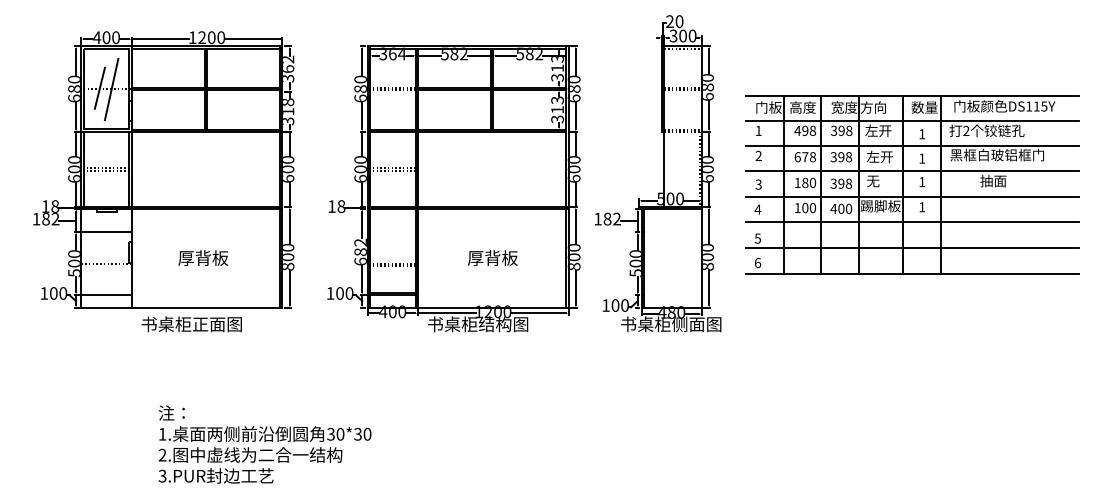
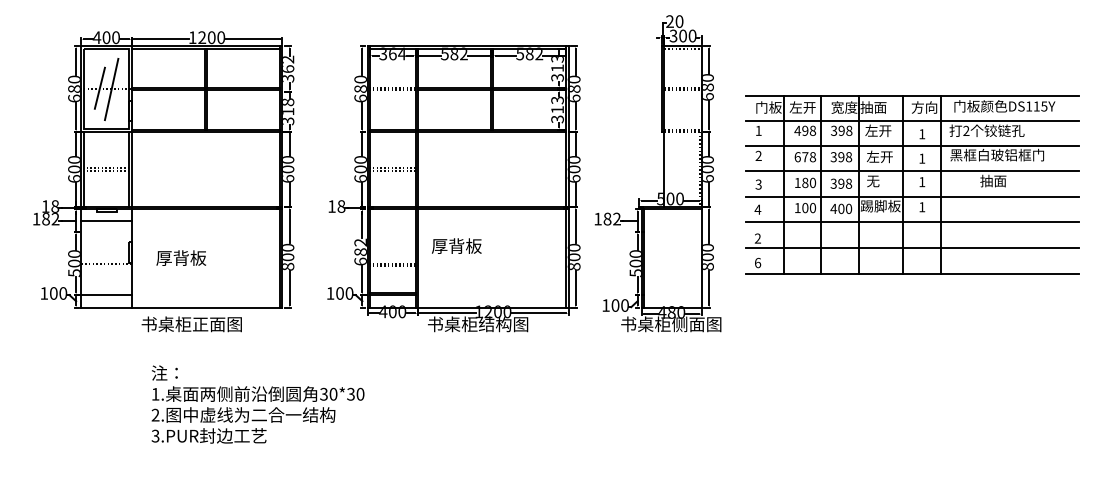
text: 高度 -> 左开 (802, 107)
text: 方向 -> 抽面 (873, 107)
text: 数量 -> 方向 (924, 107)
line position: (106, 232) -> (106, 221) (106, 221)
text: 5 -> 2 (757, 238)
text position: (202, 257) -> (180, 257) (180, 257)
text position: (492, 257) -> (456, 245) (456, 245)
text position: (264, 444) -> (257, 404) (257, 404)
